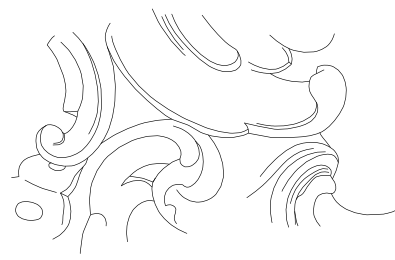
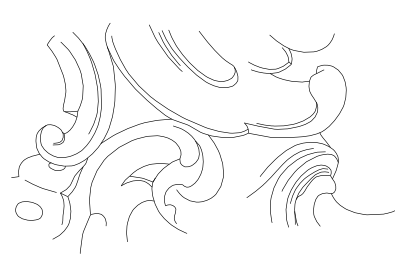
part position: (191, 44) -> (188, 60) (188, 60)
